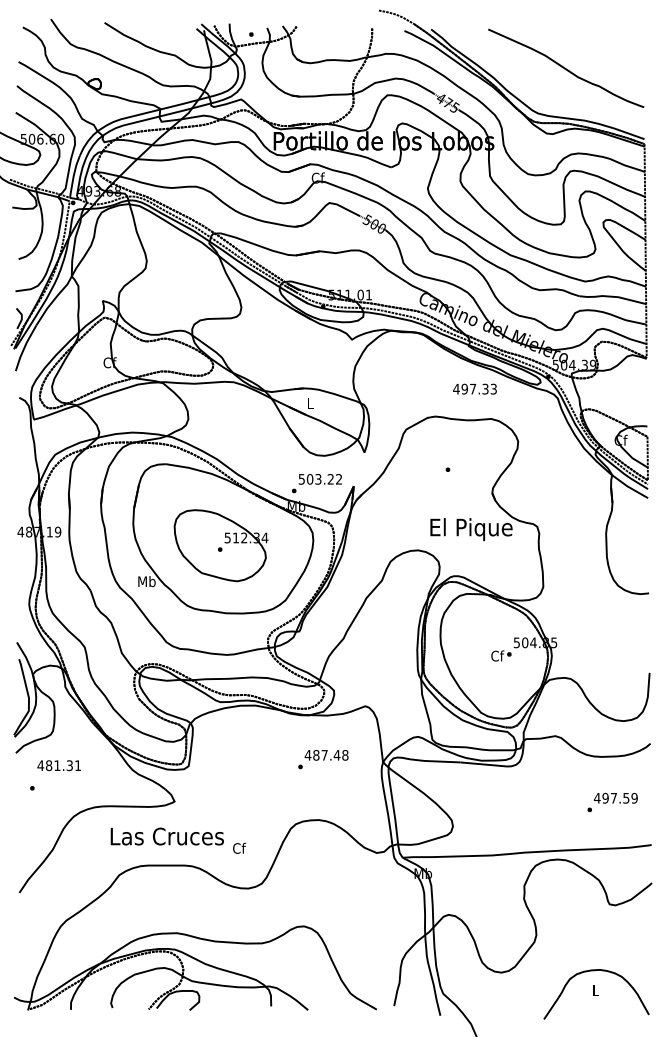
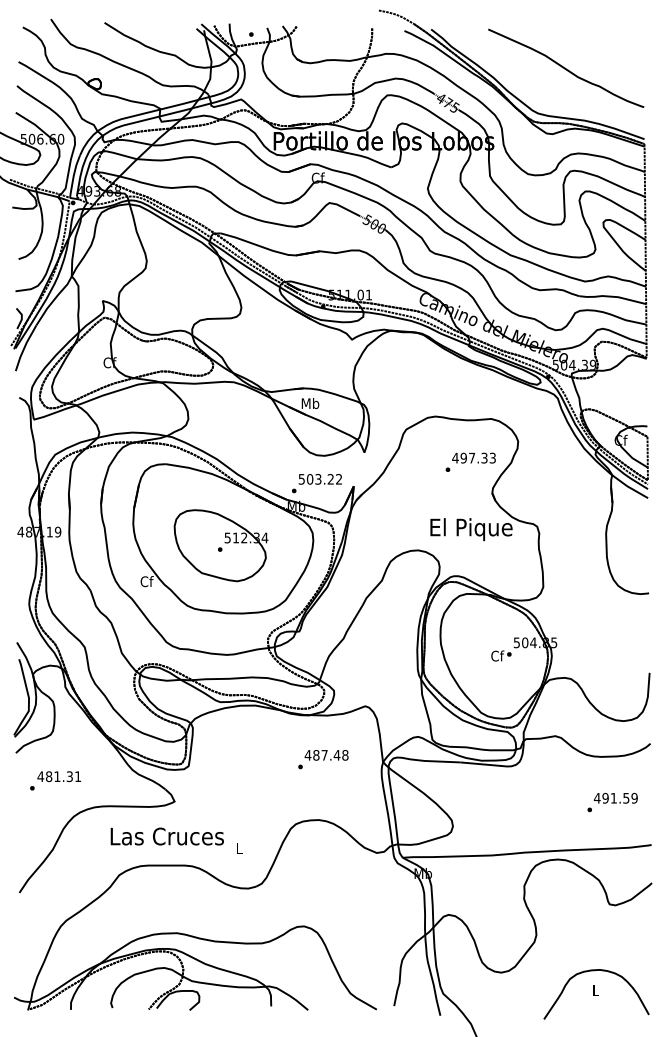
text position: (474, 388) -> (473, 457) (473, 457)
text: L -> Mb (310, 403)
text: Mb -> Cf (146, 581)
text position: (58, 765) -> (58, 776) (58, 776)
text: 497.59 -> 491.59 (613, 798)
text: Cf -> L (239, 847)
